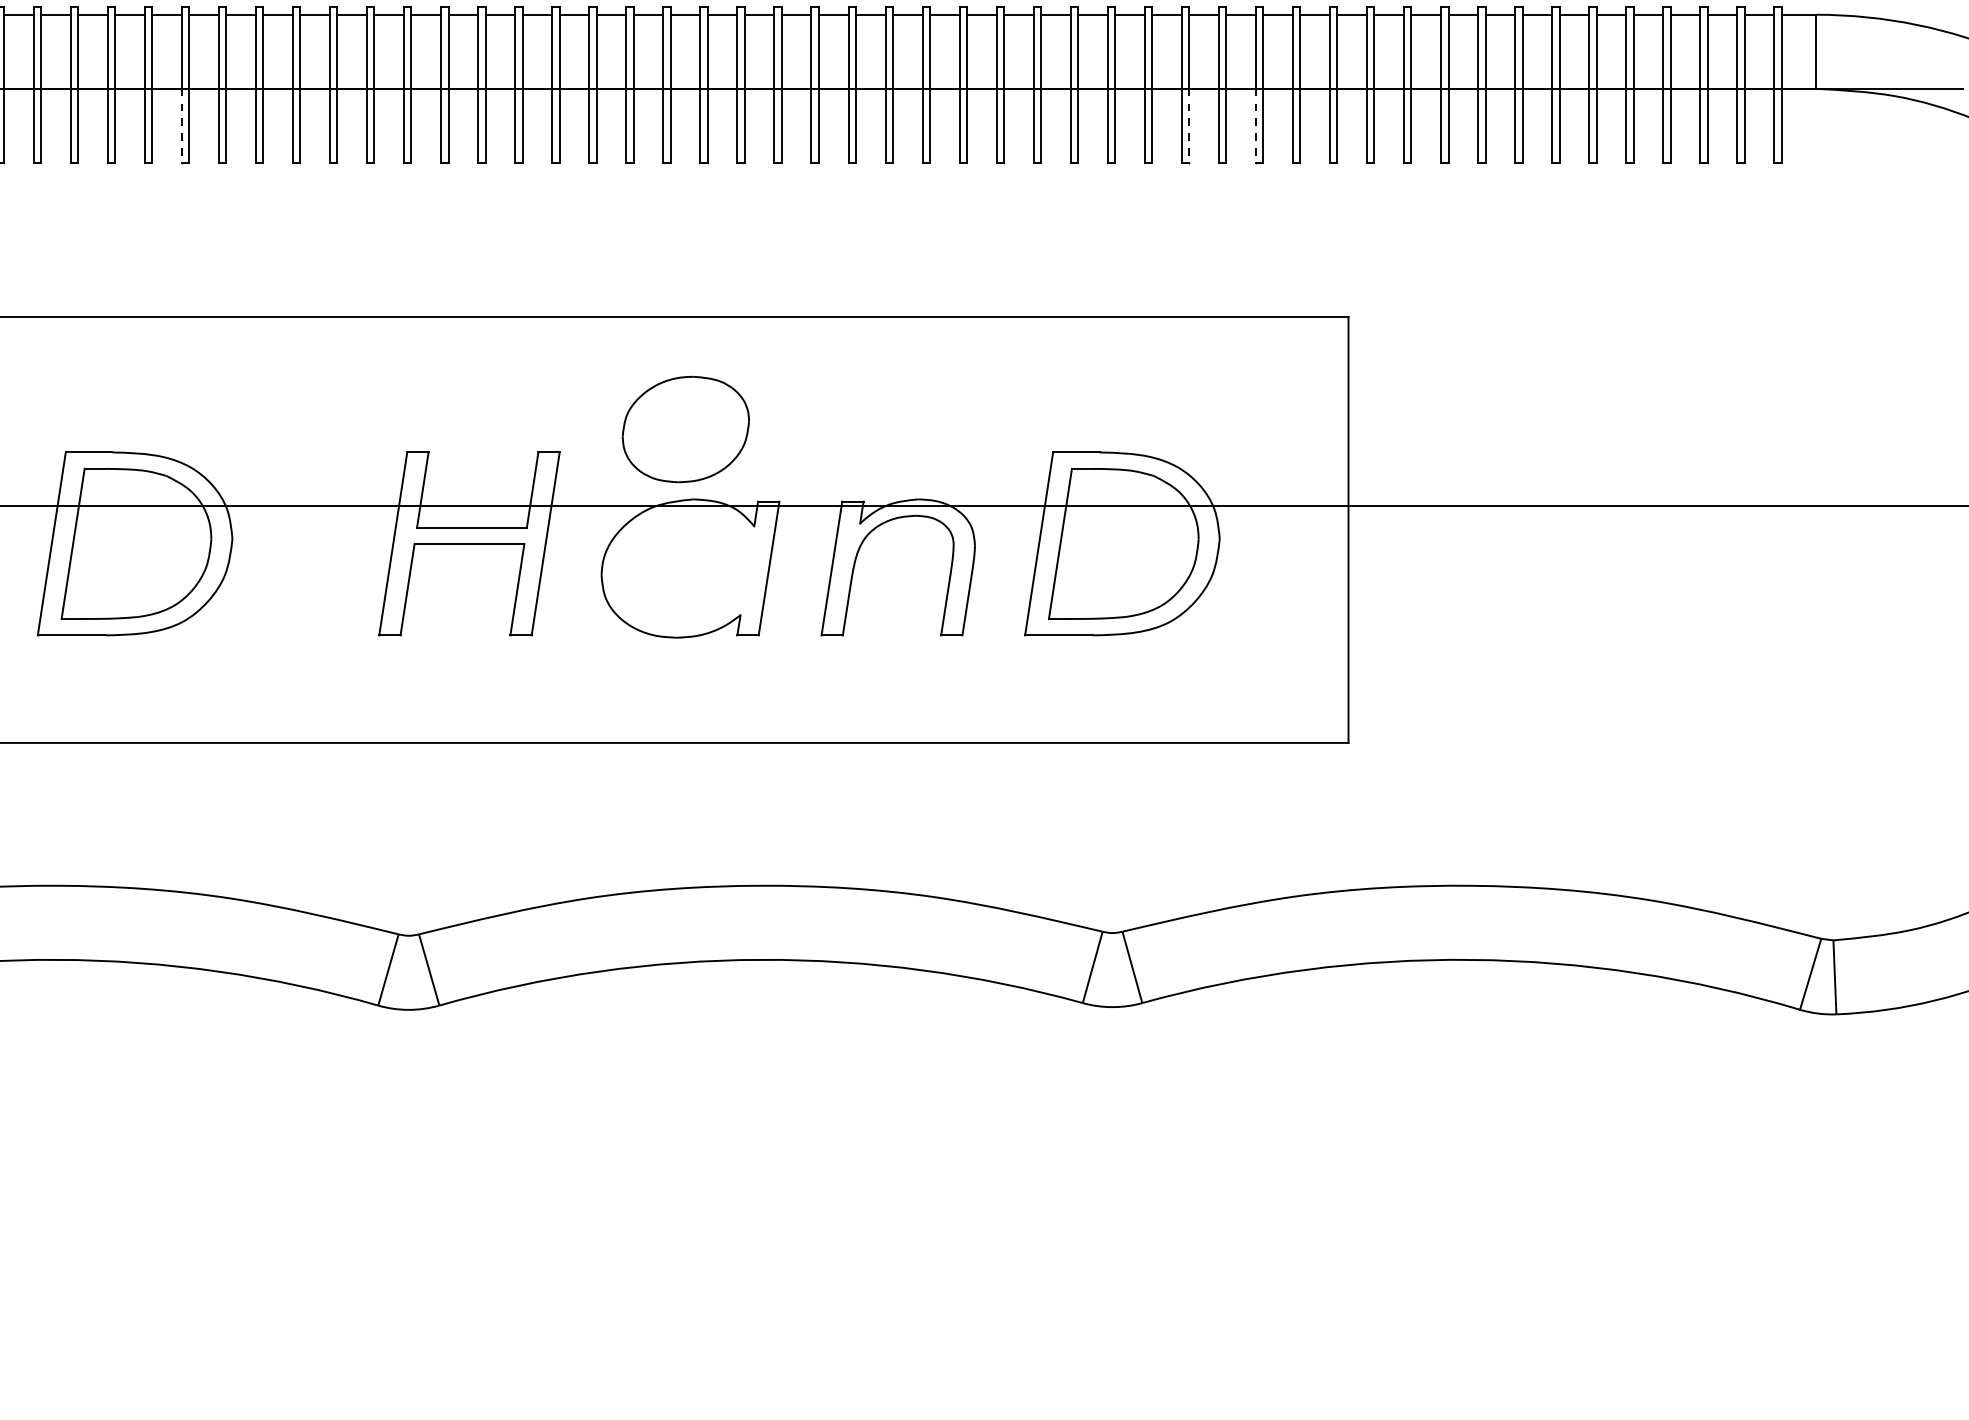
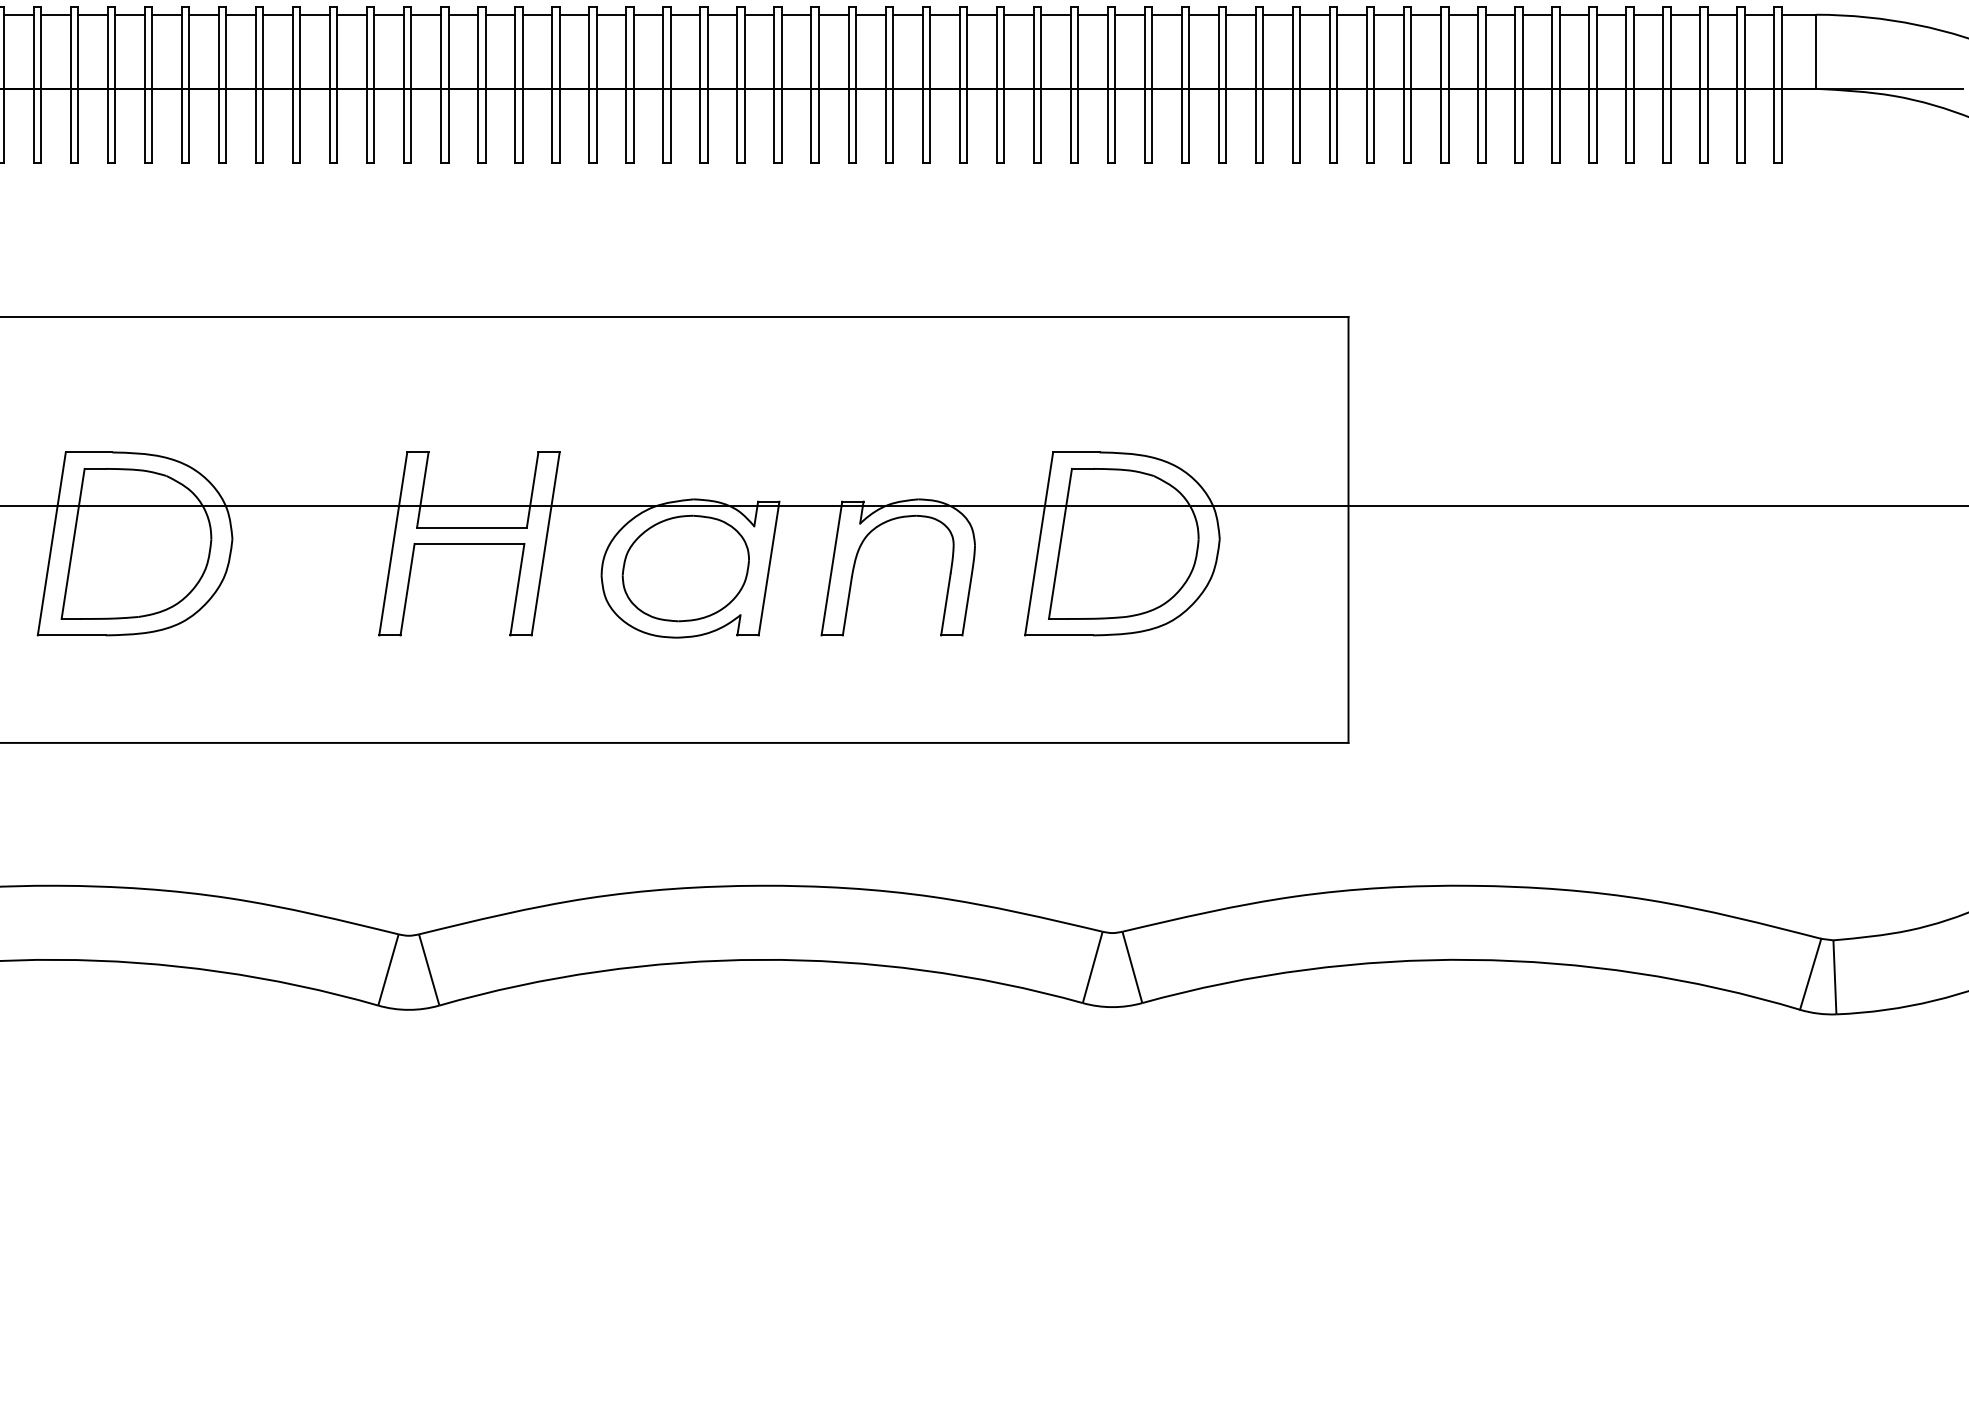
line: dashed -> solid (181, 126)
line: dashed -> solid (1189, 126)
line: dashed -> solid (1255, 126)
part position: (685, 429) -> (685, 568) (685, 568)
